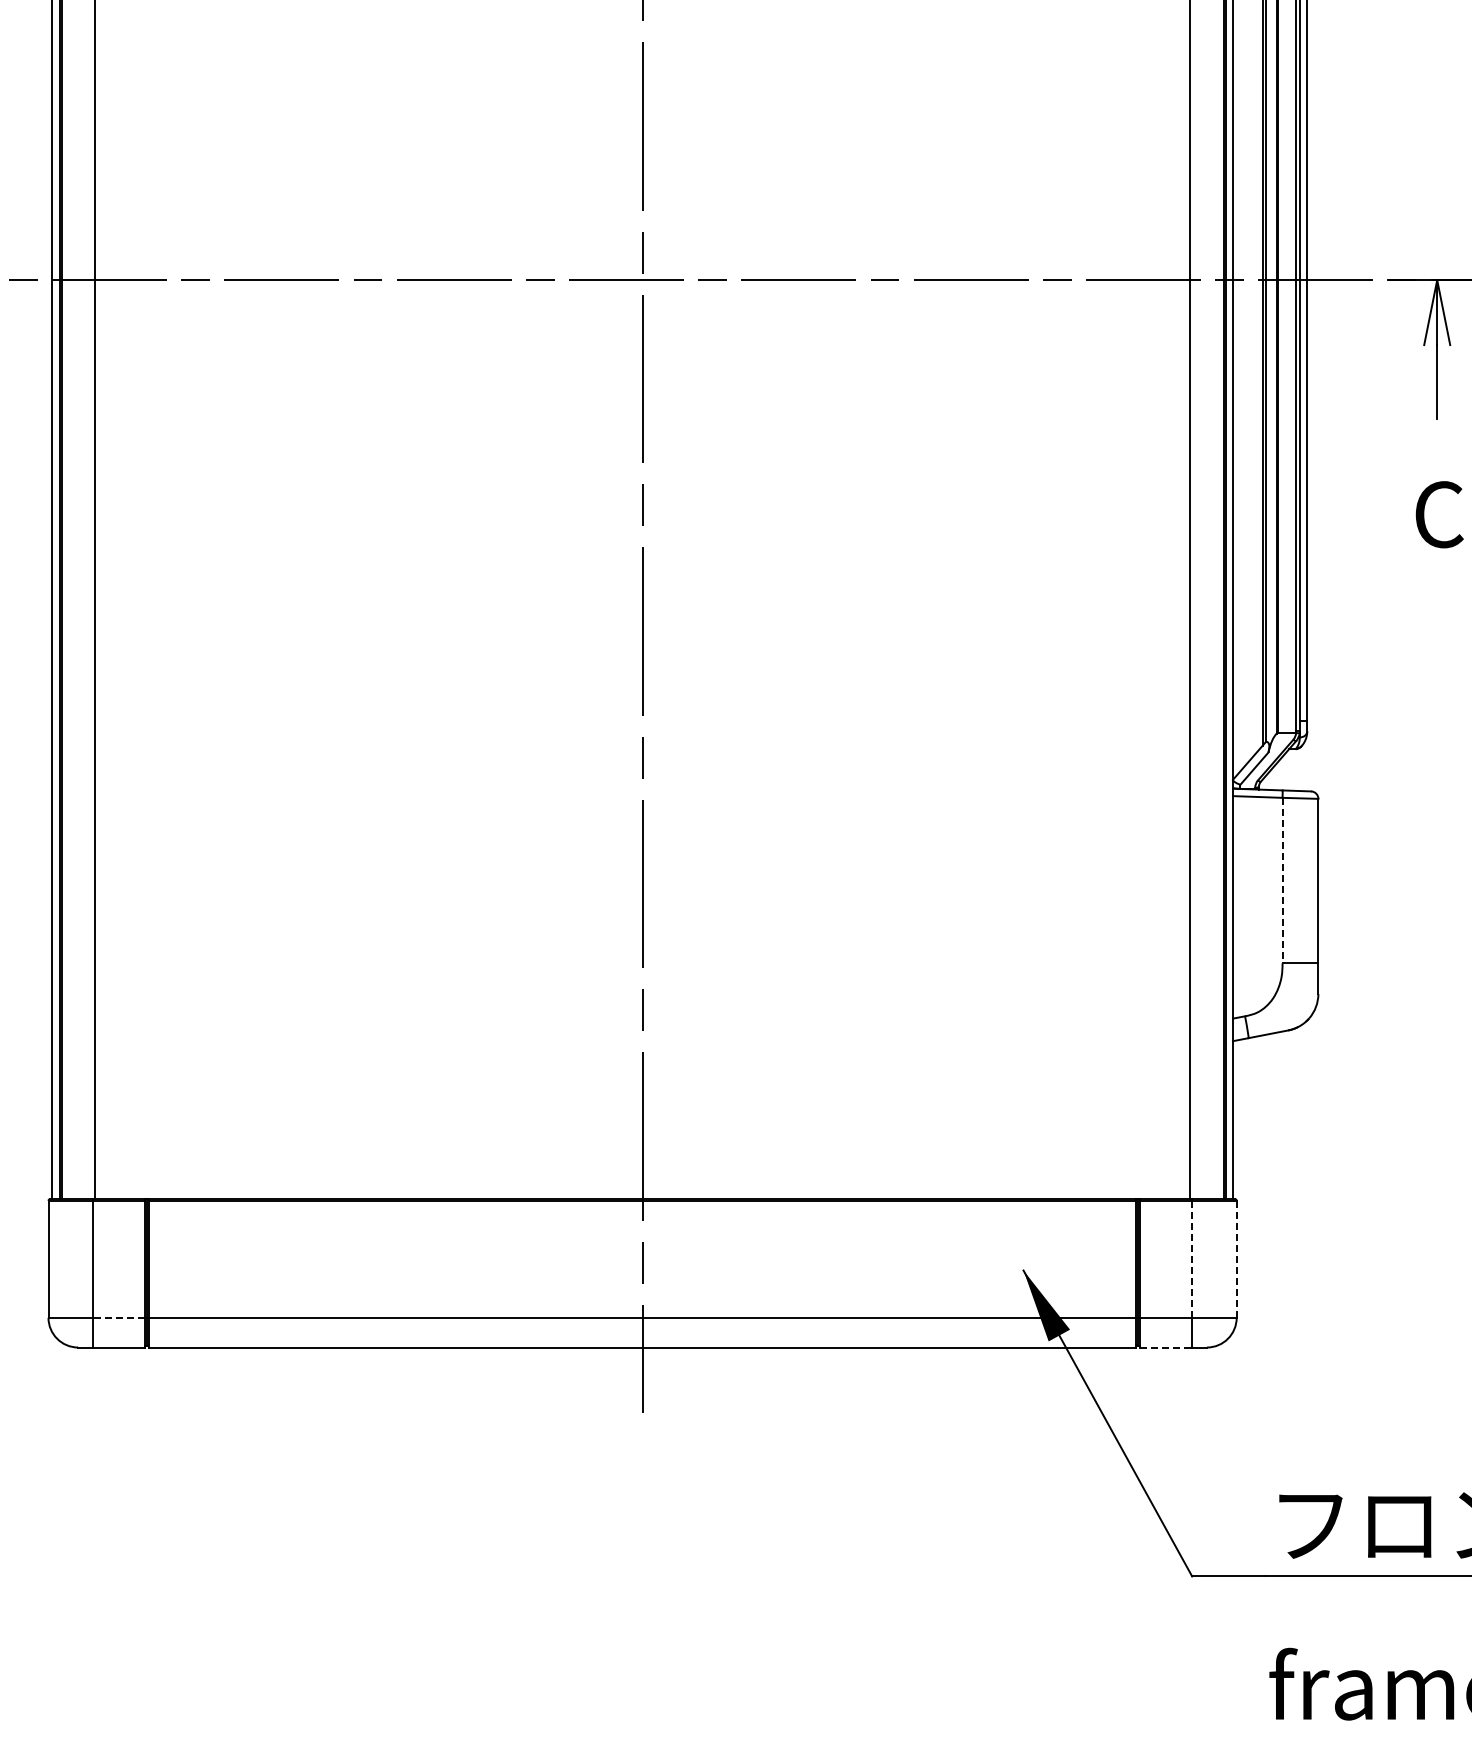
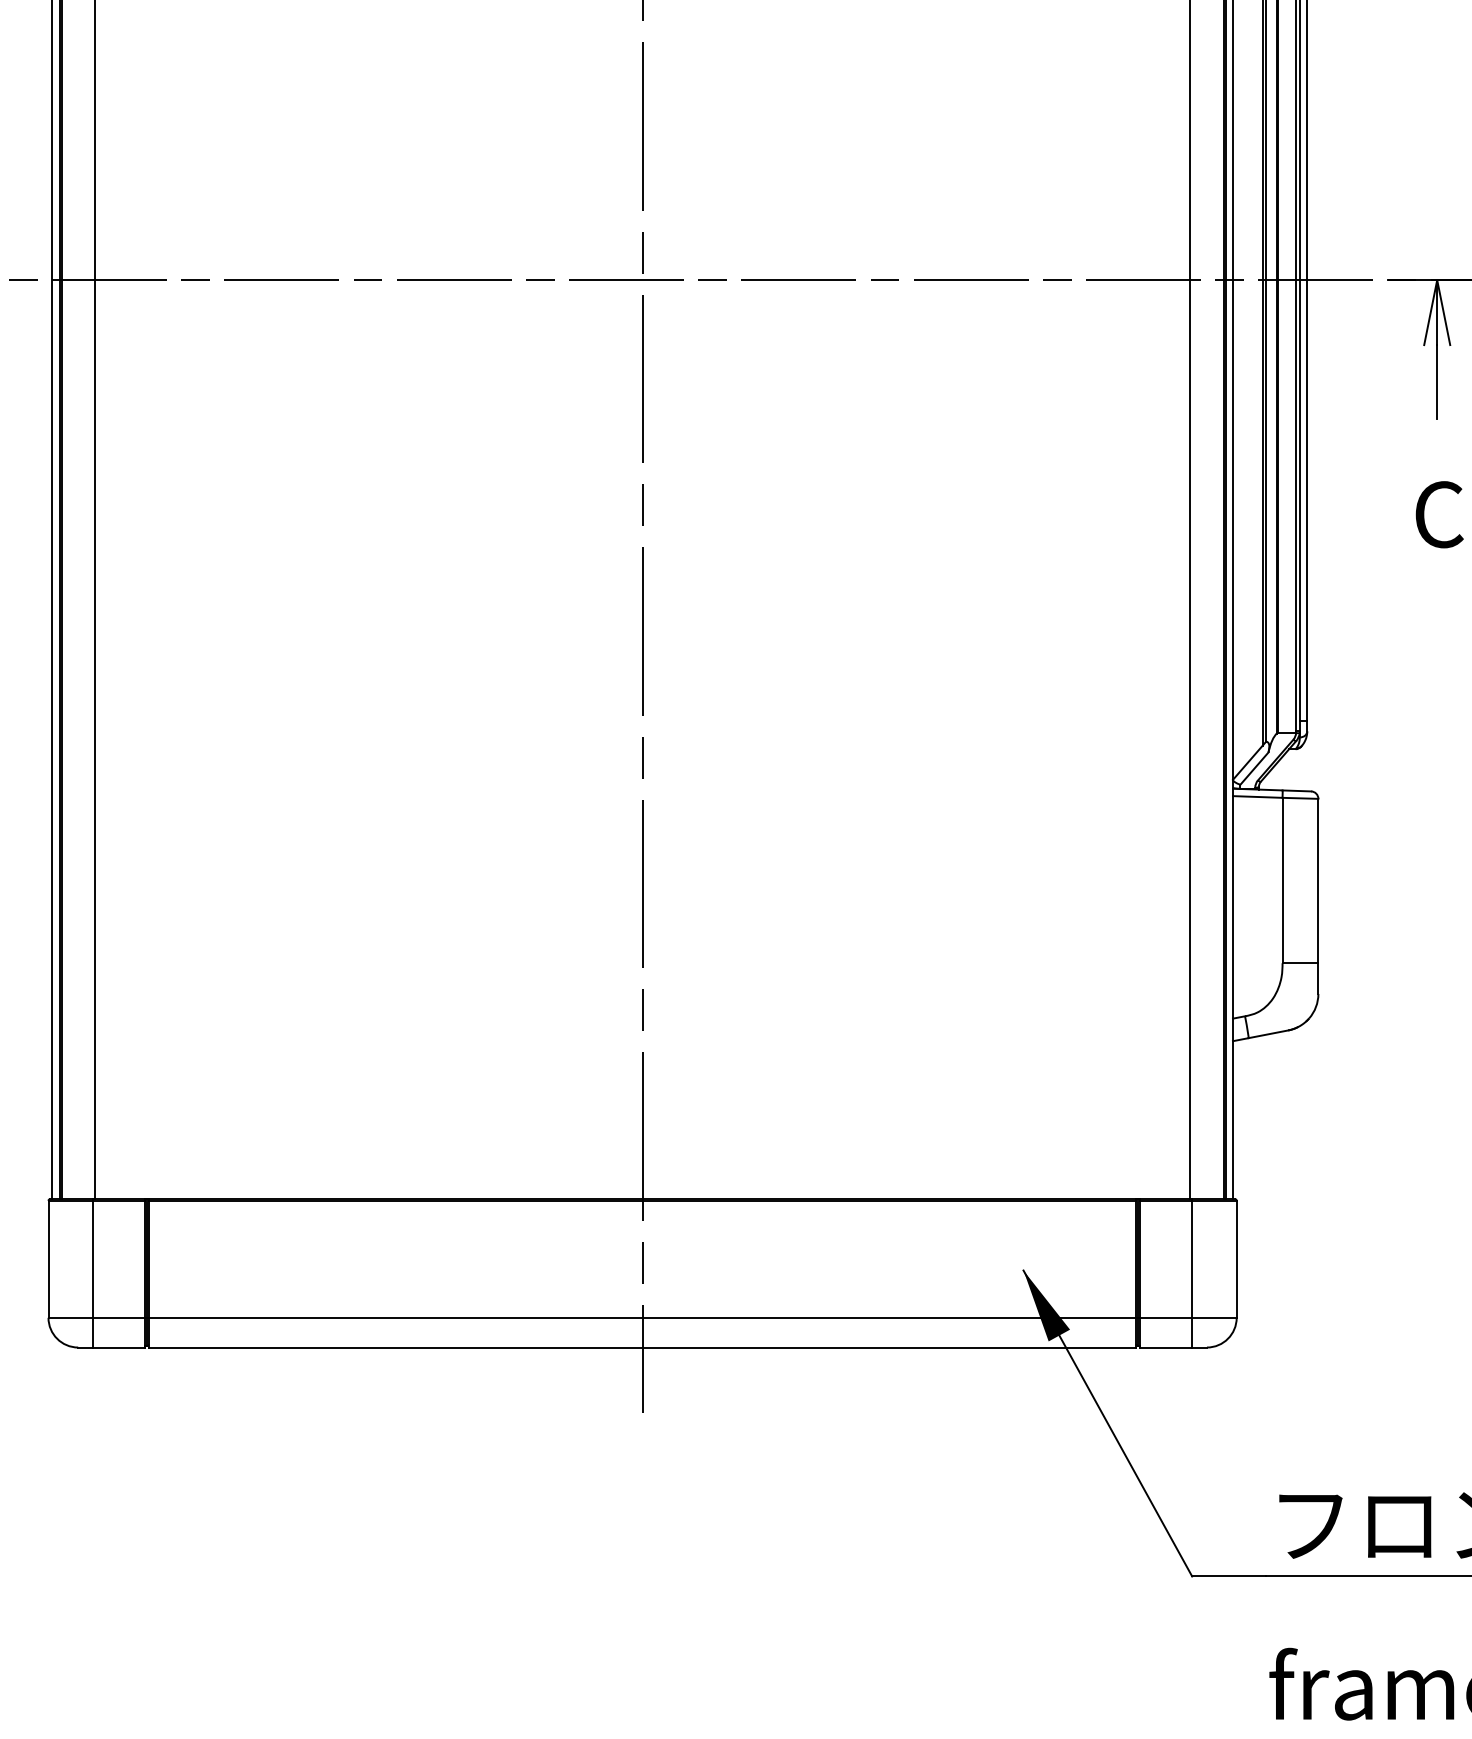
line: dashed -> solid (1282, 880)
line: dashed -> solid (1236, 1258)
line: dashed -> solid (1192, 1259)
line: dashed -> solid (119, 1317)
line: dashed -> solid (1166, 1347)
